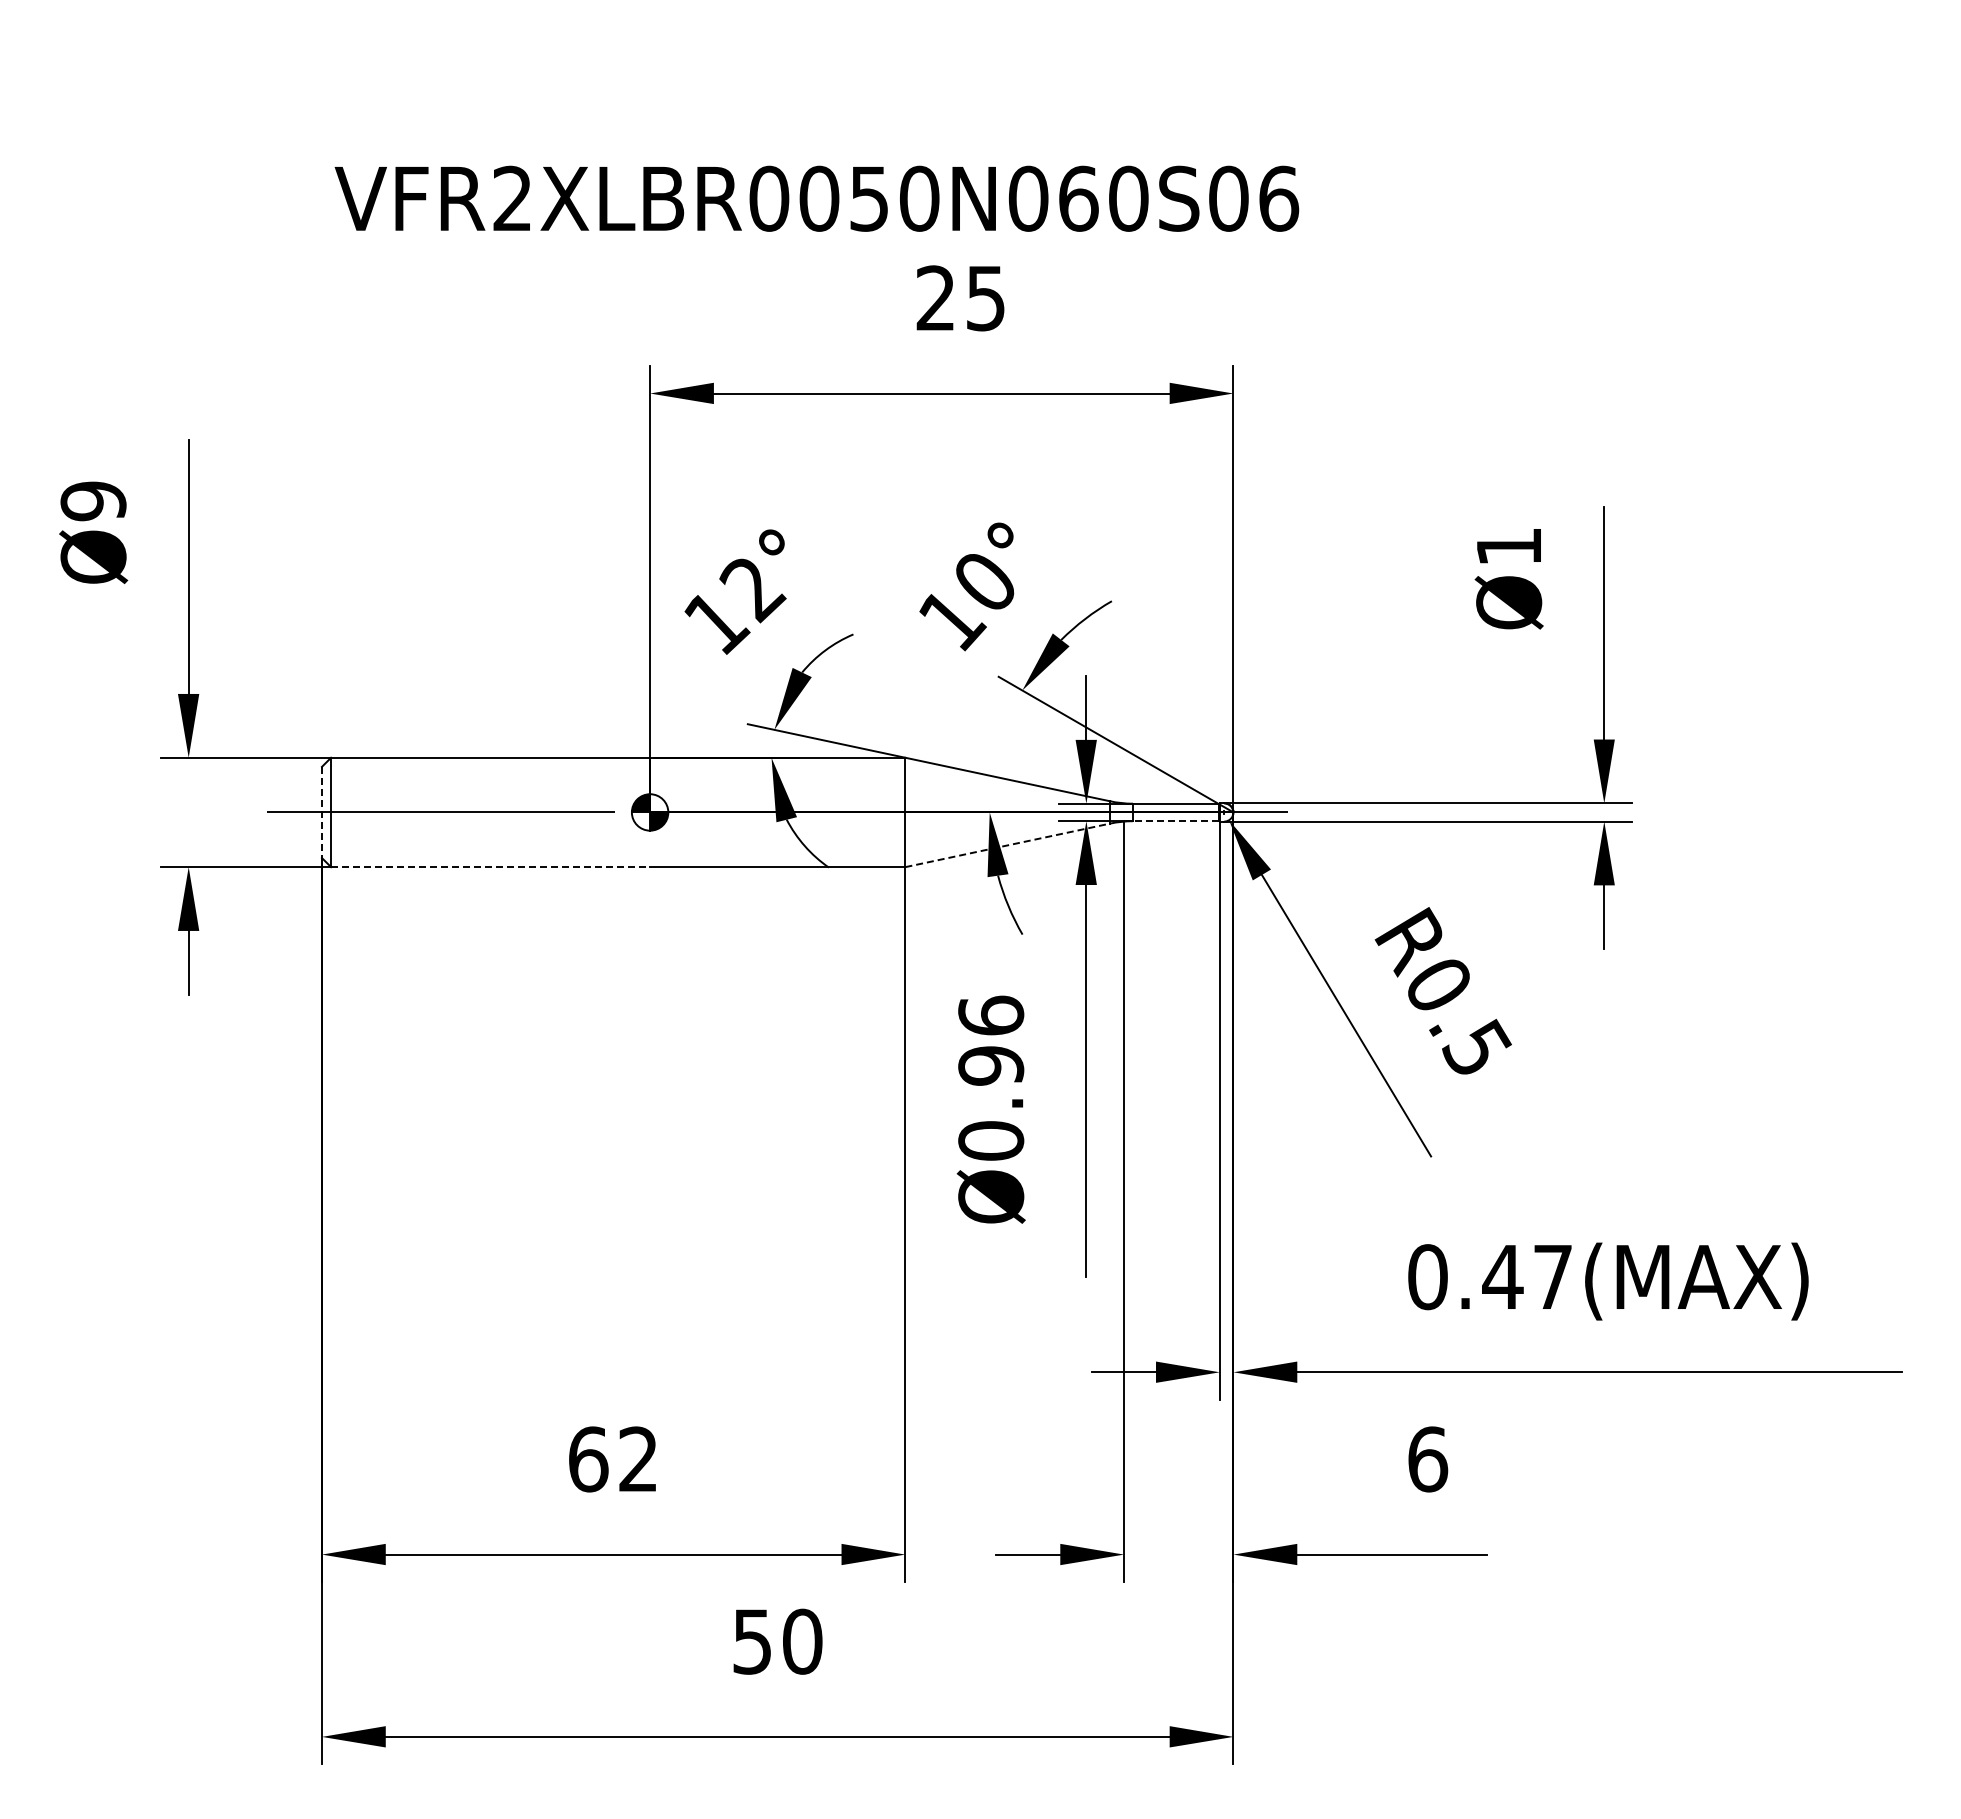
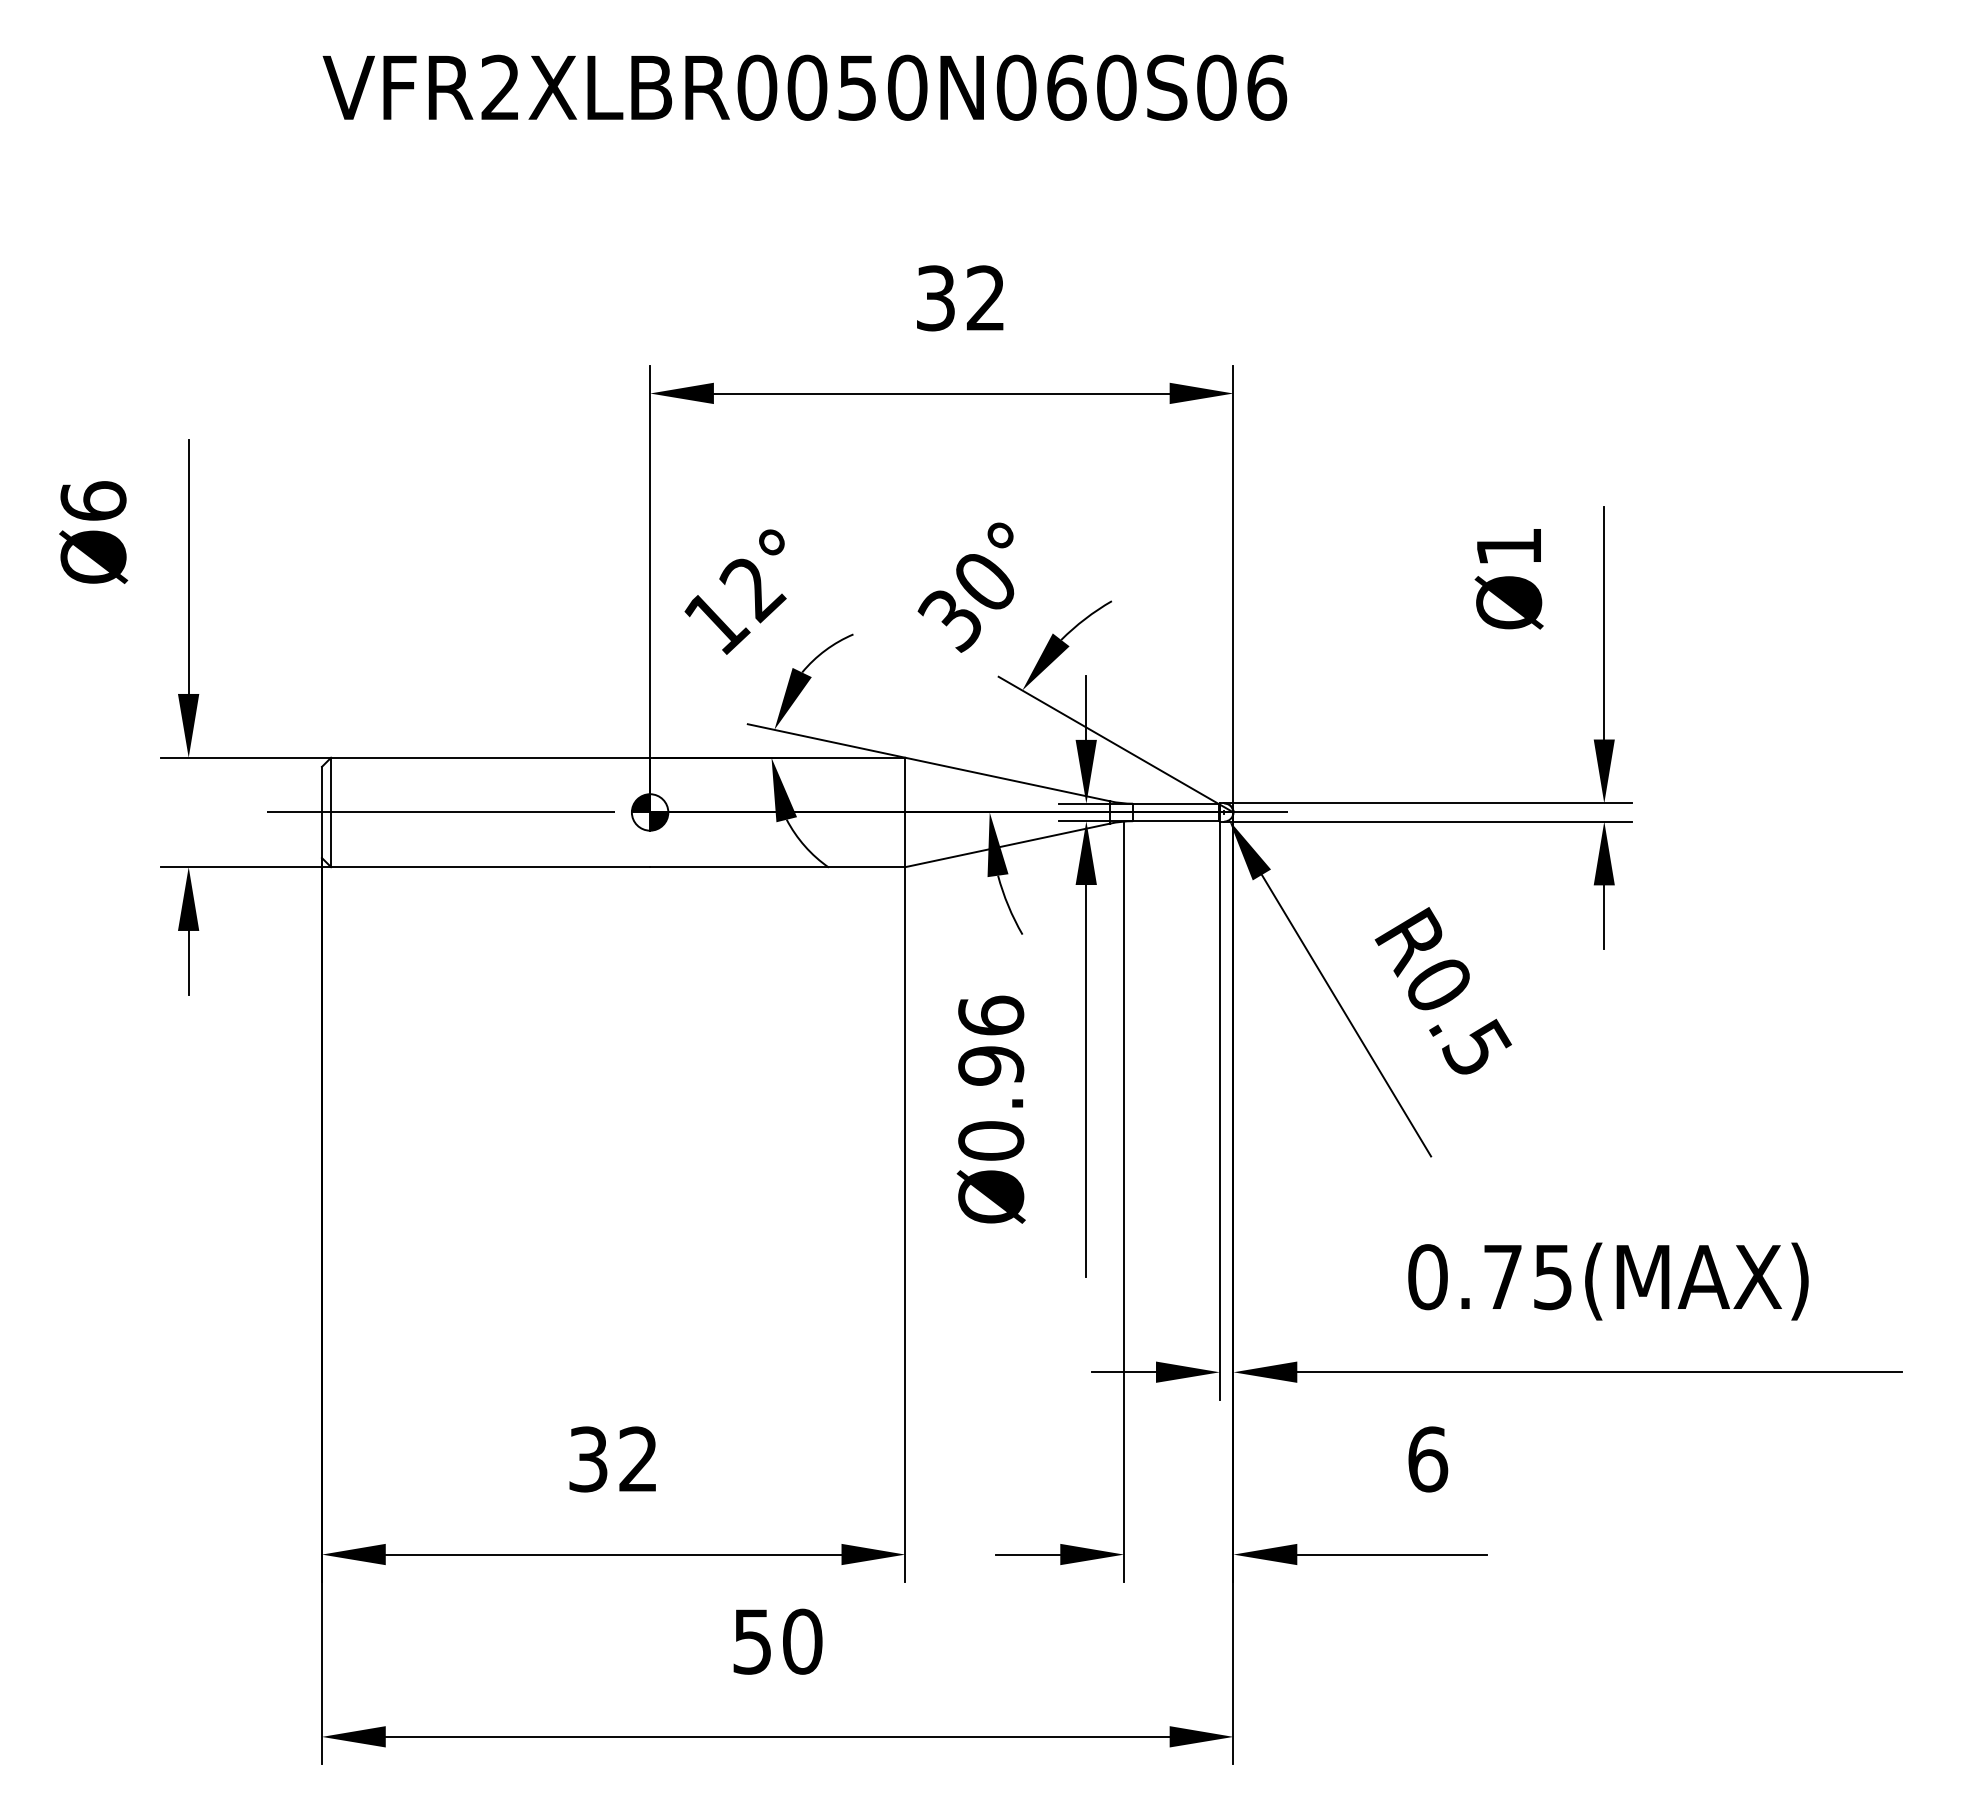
text position: (816, 198) -> (804, 87) (804, 87)
text: 25 -> 32 (960, 298)
text: Ø9 -> Ø6 (93, 501)
text: 10° -> 30° (951, 621)
line: dashed -> solid (321, 812)
line: dashed -> solid (1175, 821)
line: dashed -> solid (1007, 845)
line: dashed -> solid (490, 867)
text: 0.47(MAX) -> 0.75(MAX) (1526, 1277)
text: 62 -> 32 (588, 1459)
